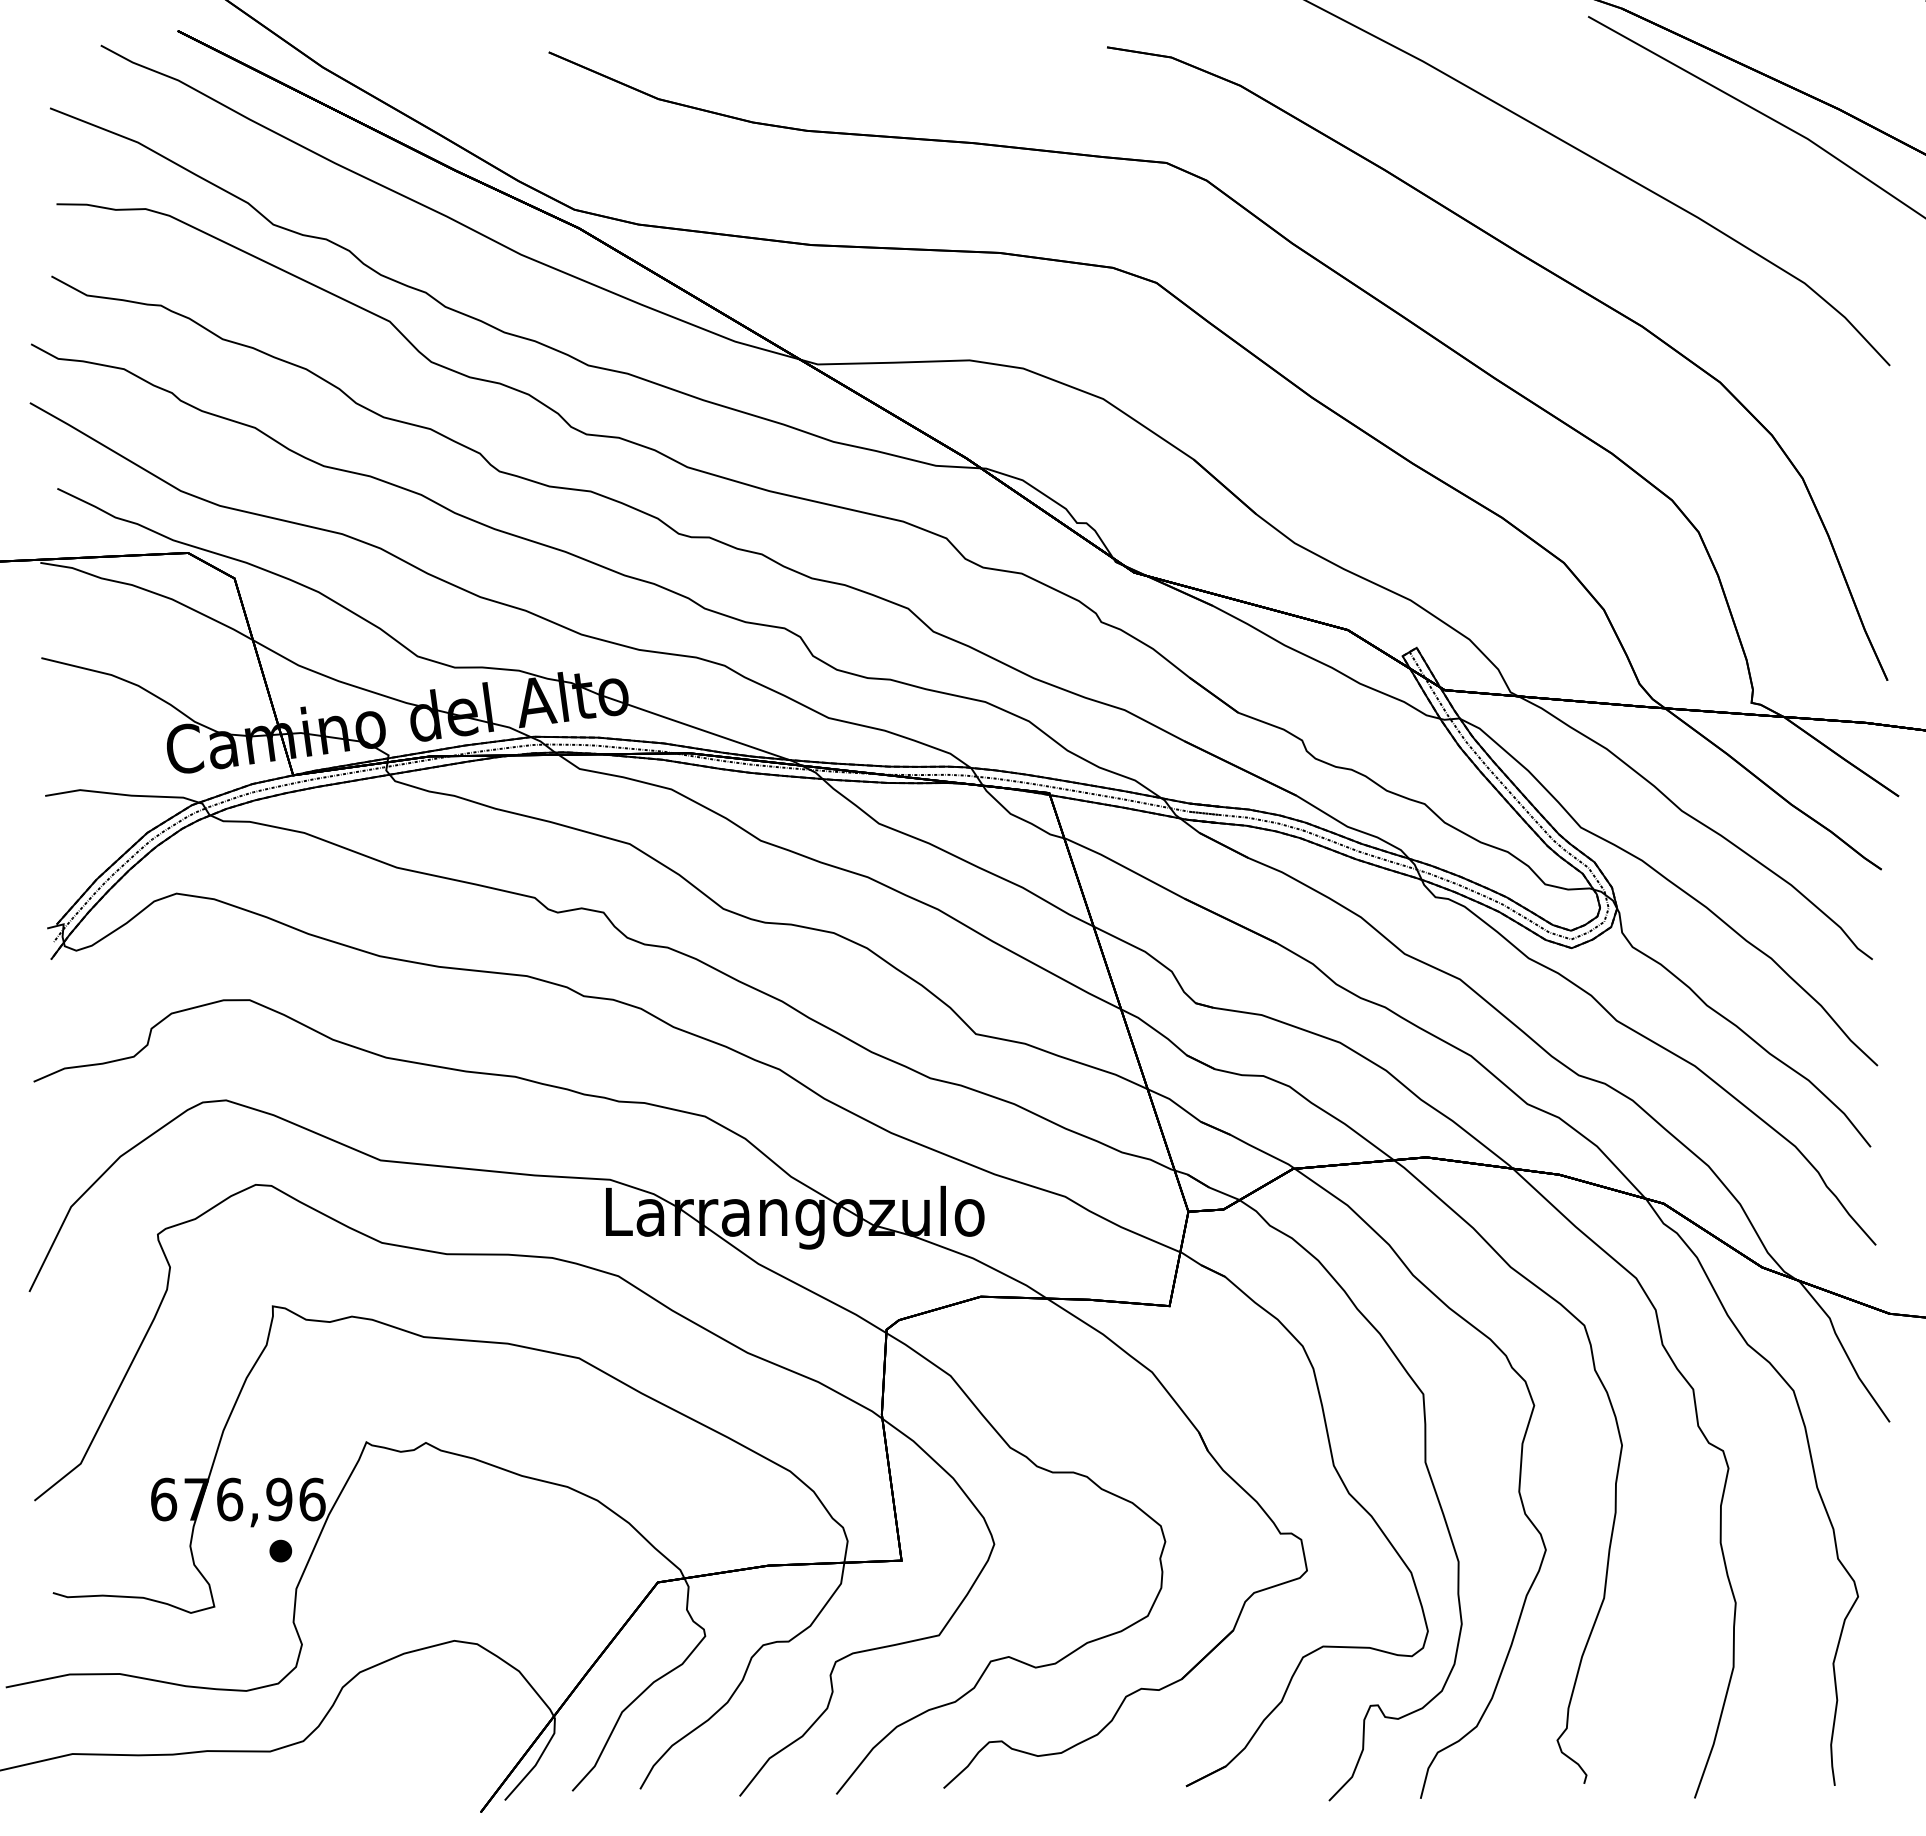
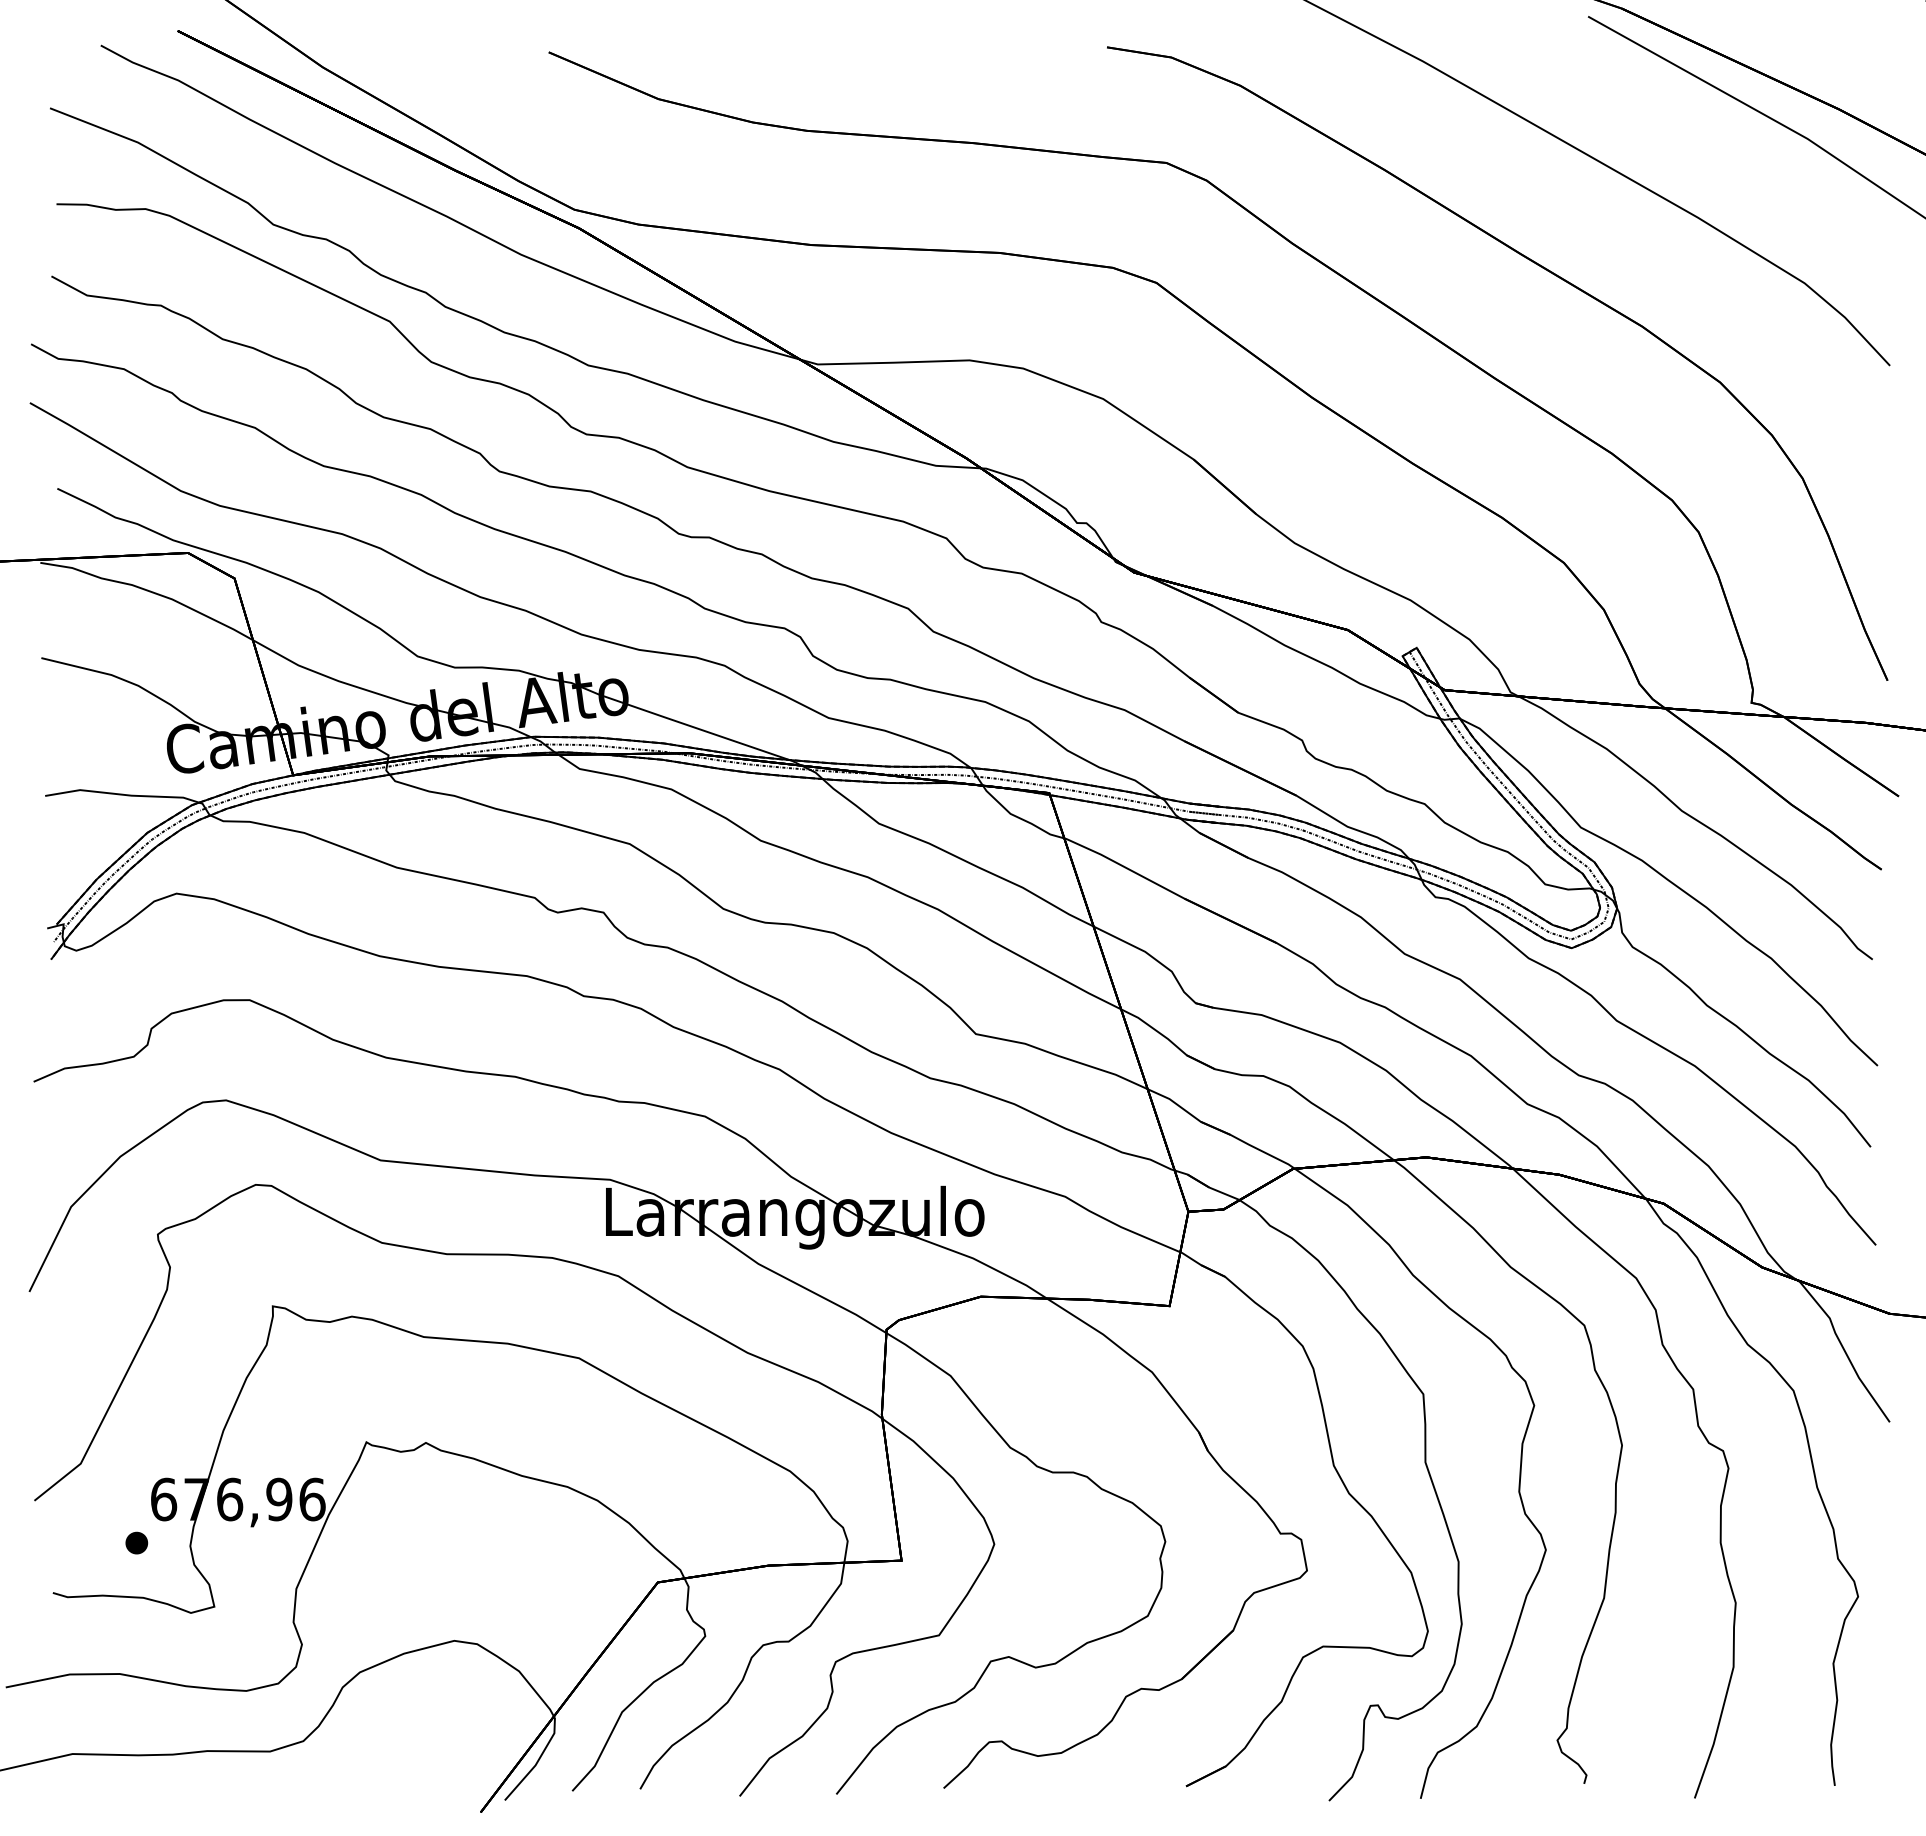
part position: (280, 1550) -> (136, 1542) (136, 1542)
